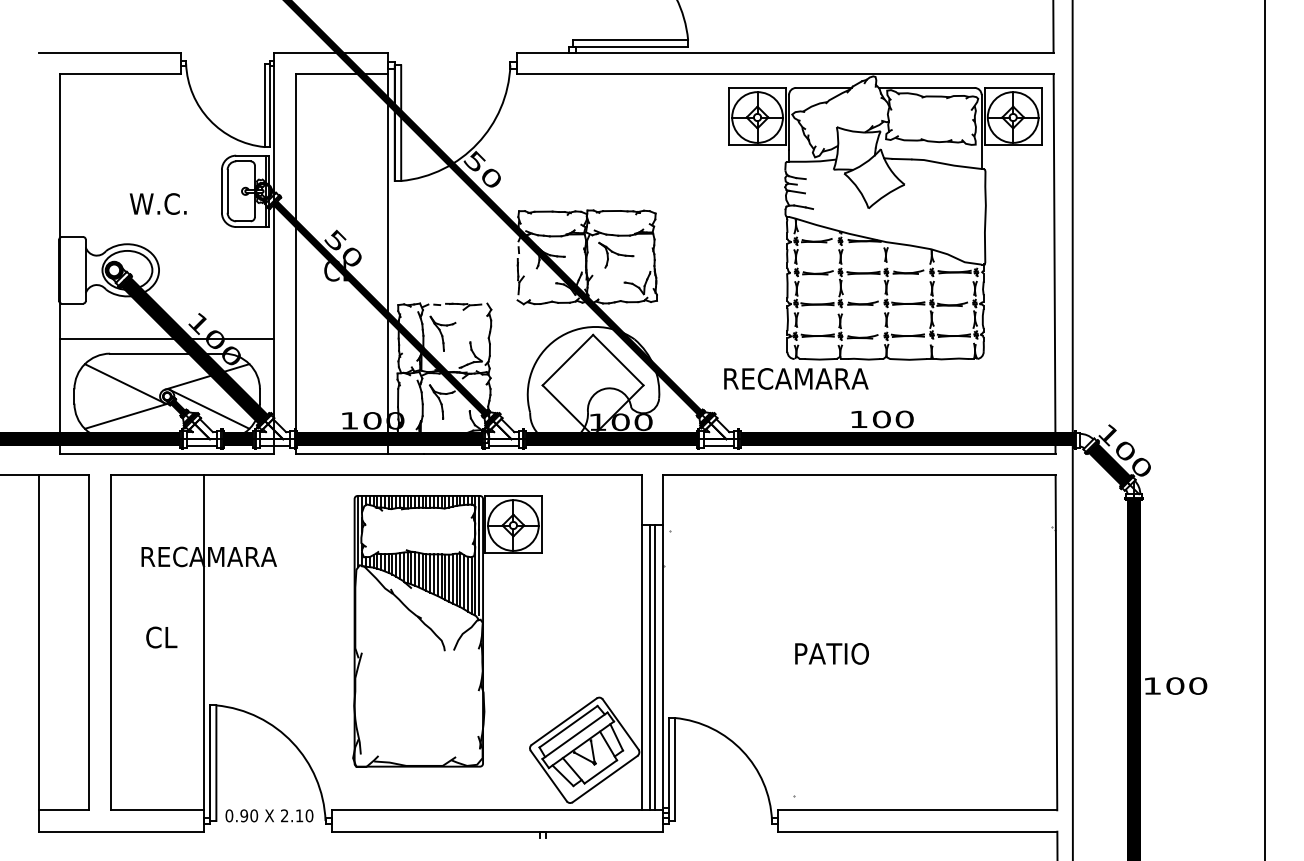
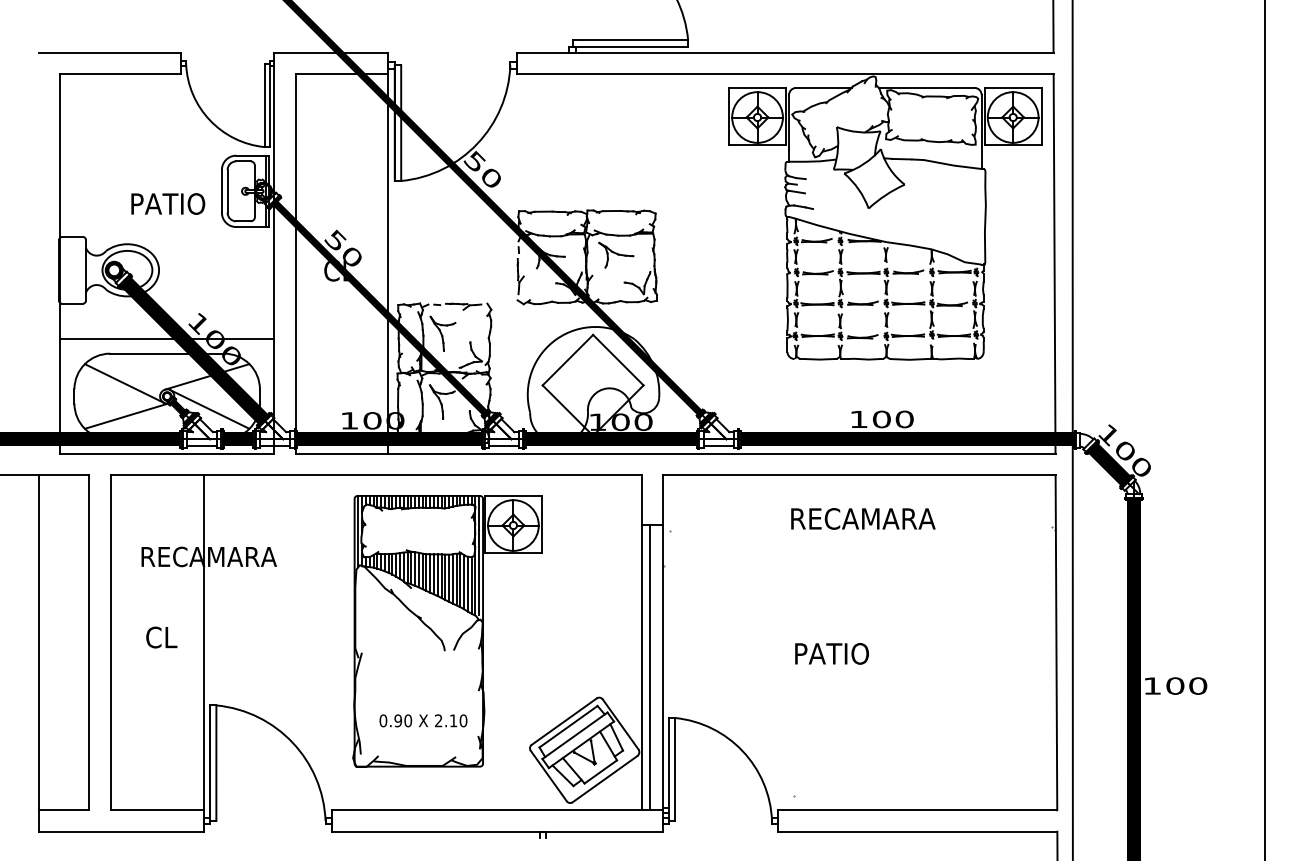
text: W.C. -> PATIO (167, 203)
text position: (796, 378) -> (863, 518) (863, 518)
line: present -> none (654, 667)
text position: (269, 815) -> (423, 720) (423, 720)
